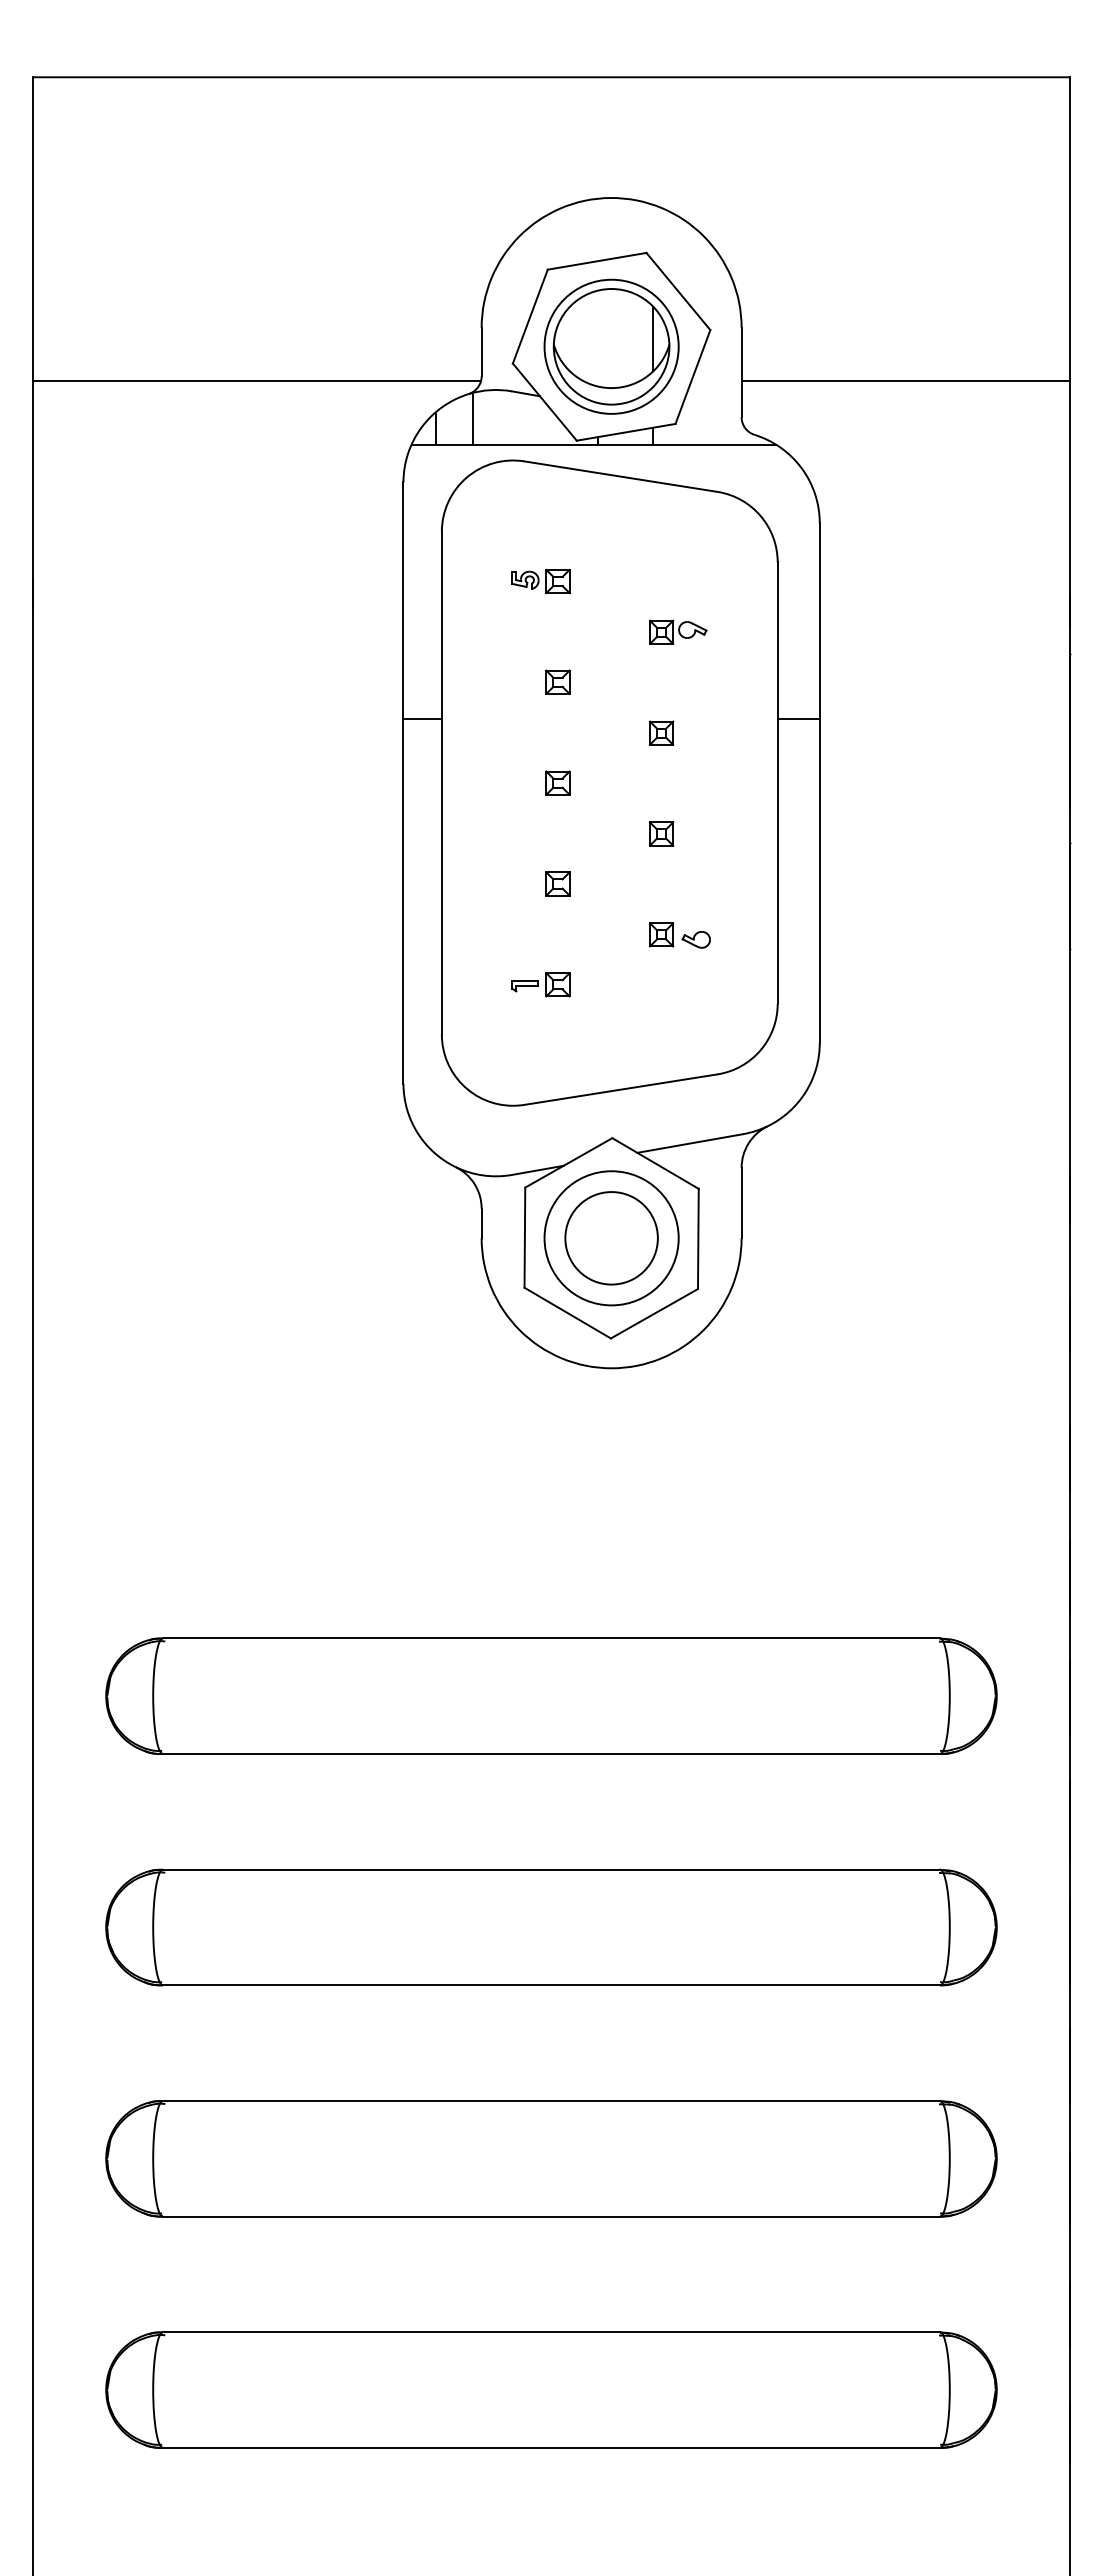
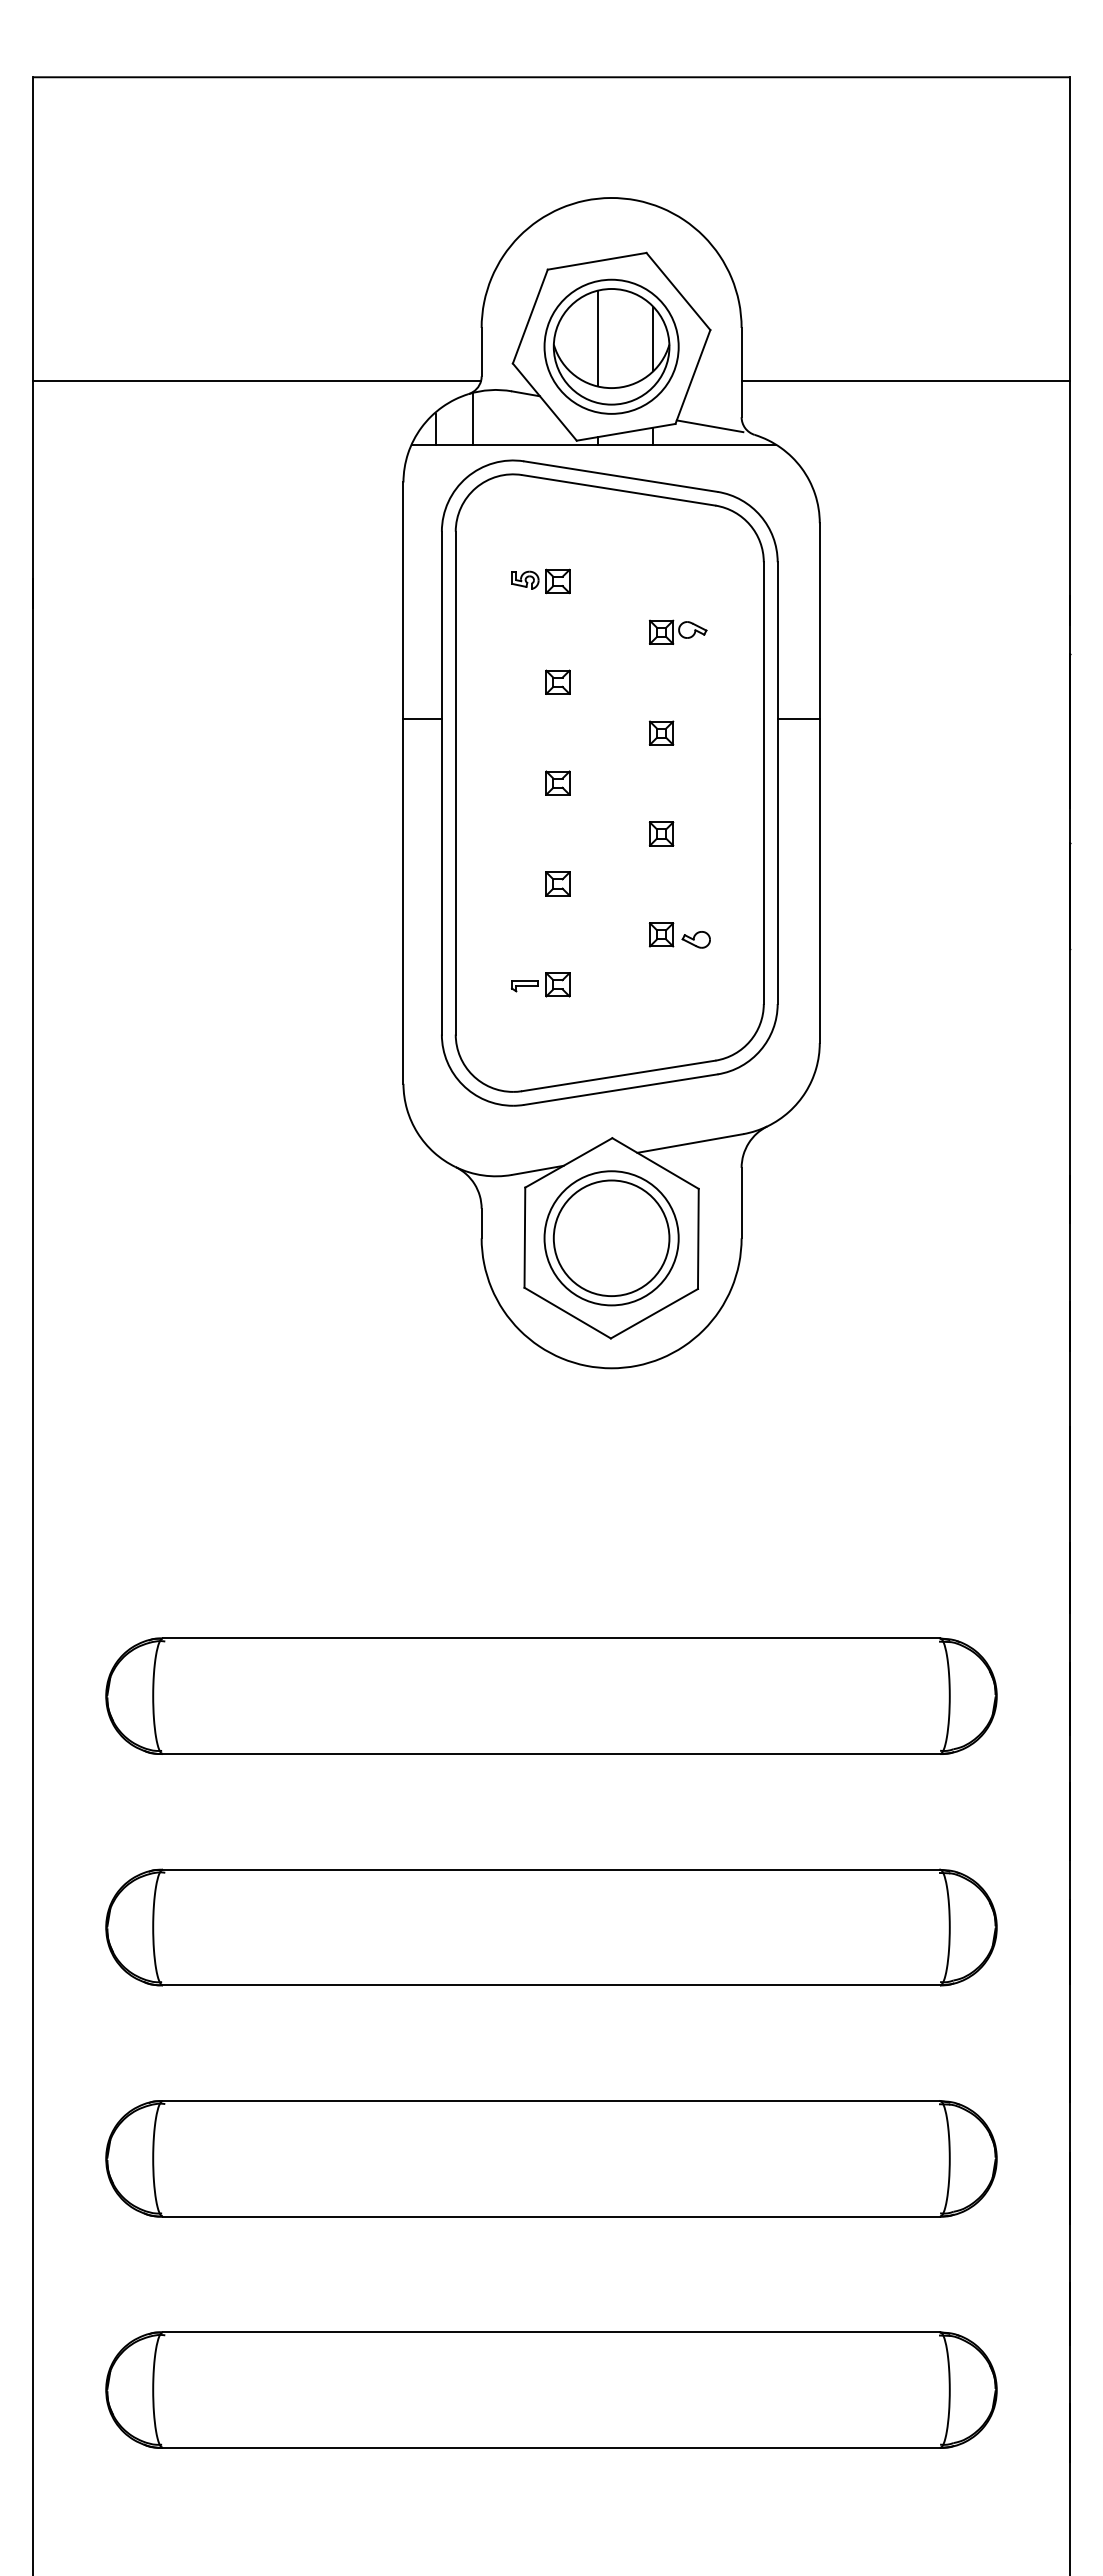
line: none -> present (597, 338)
line: none -> present (709, 426)
part: none -> present (609, 782)
circle diameter: 93 px -> 116 px (611, 1238)
